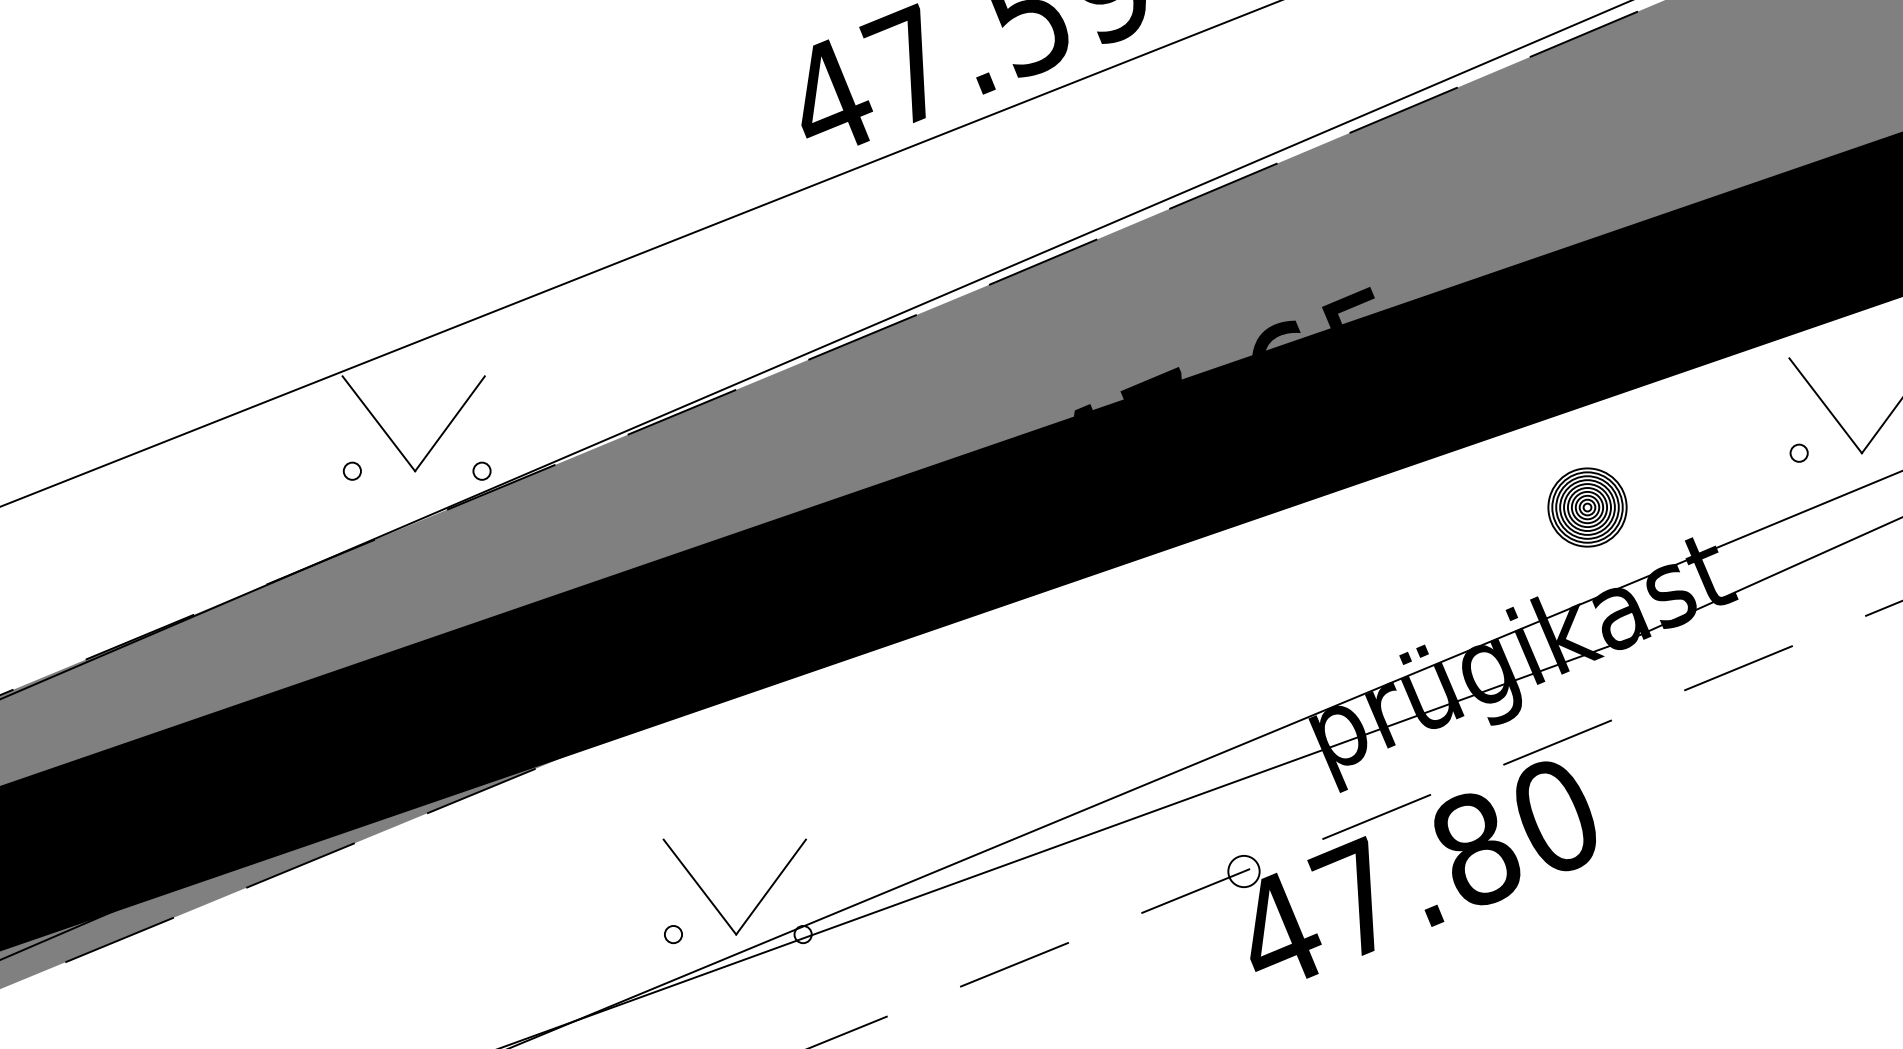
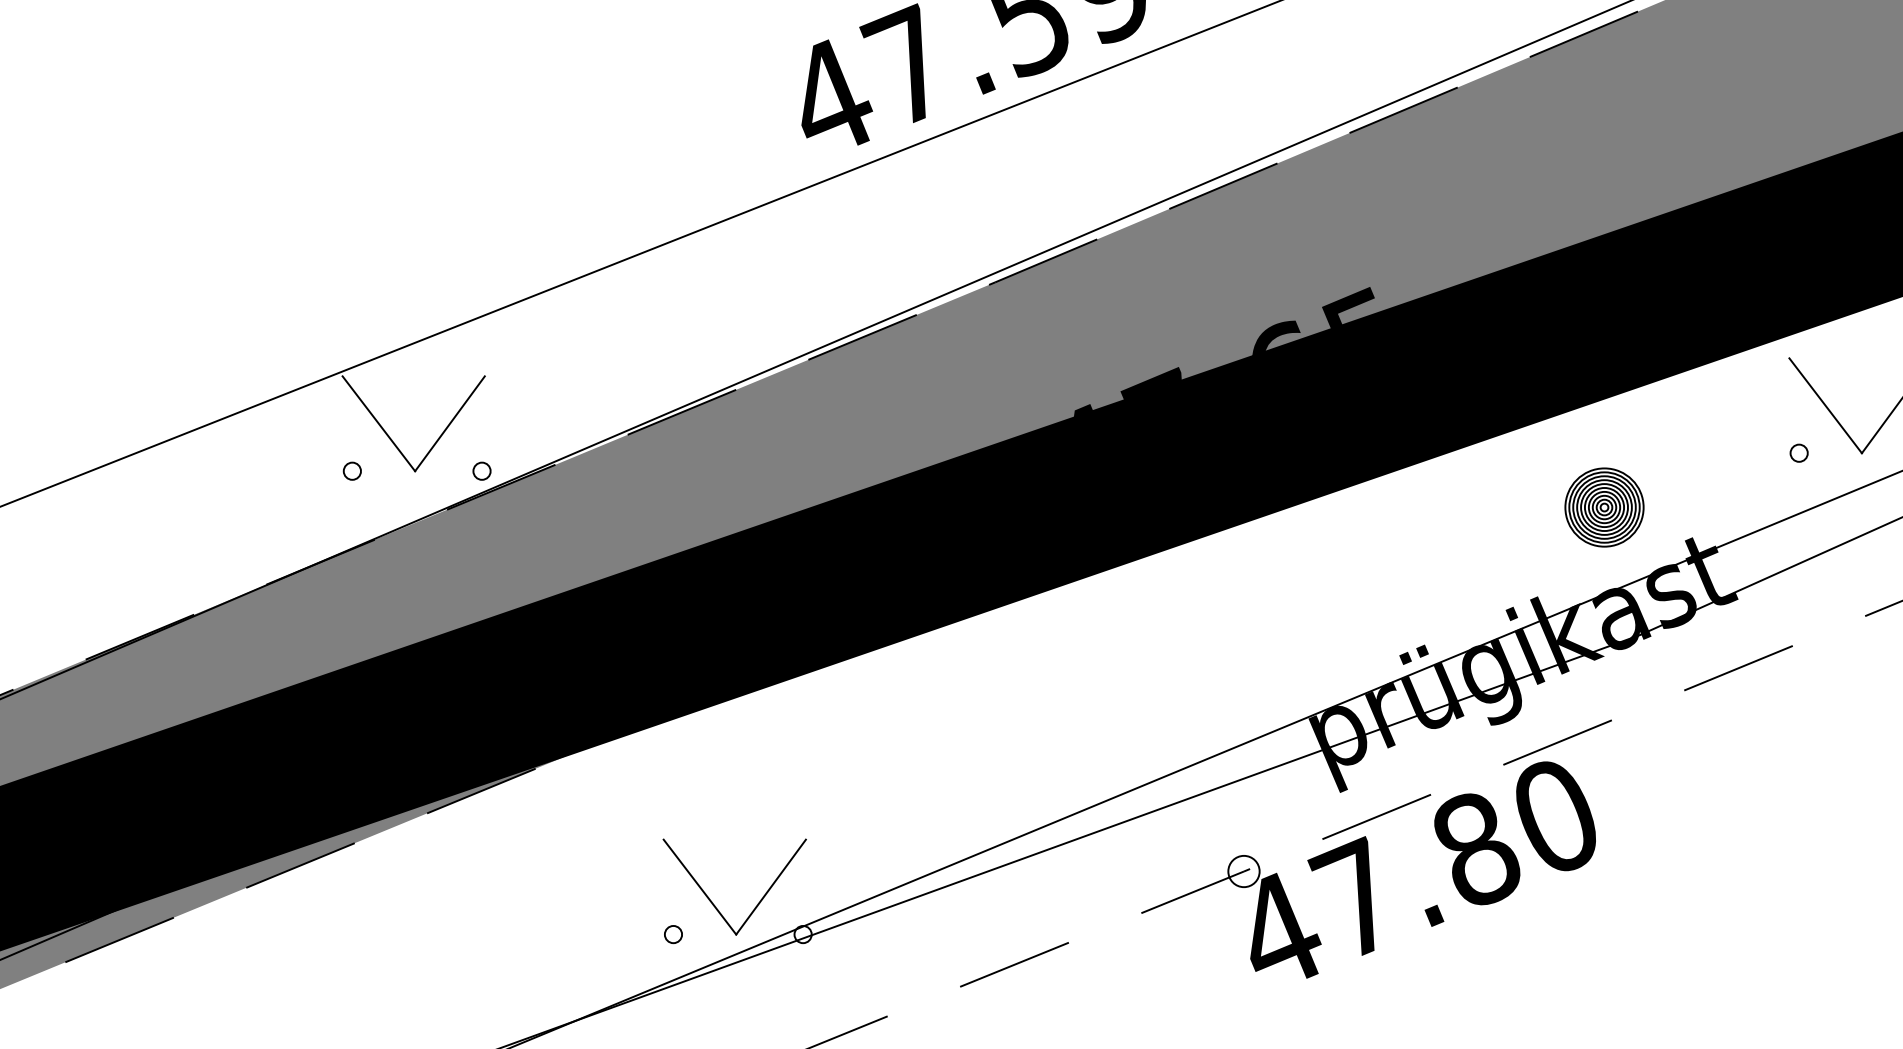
part position: (1587, 507) -> (1604, 507) (1604, 507)
